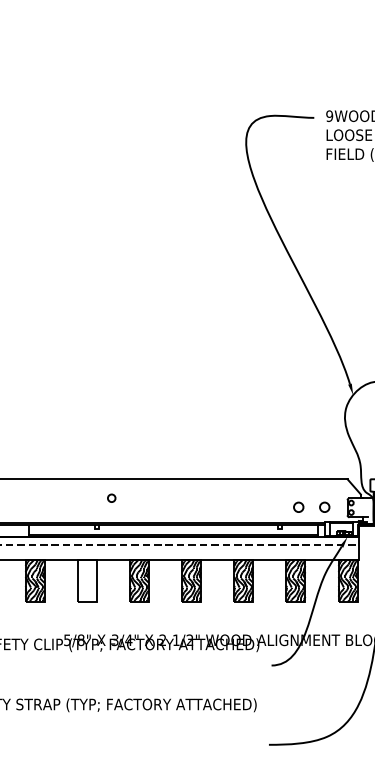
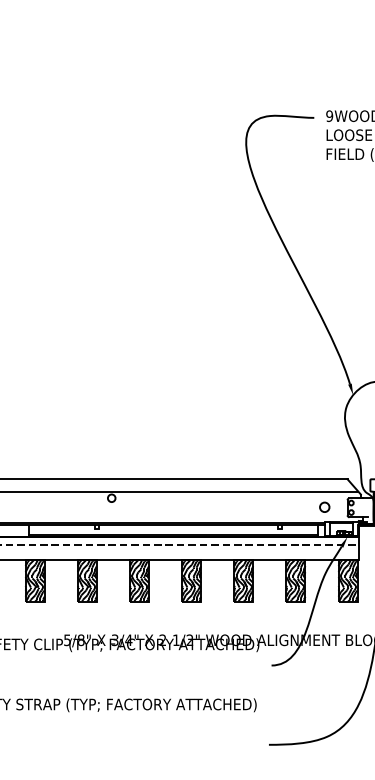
line: none -> present (180, 491)
circle: present -> none (298, 506)
hatch: none -> present (86, 580)
